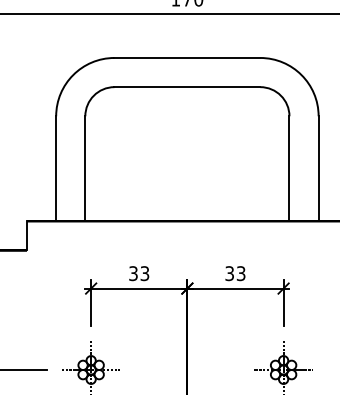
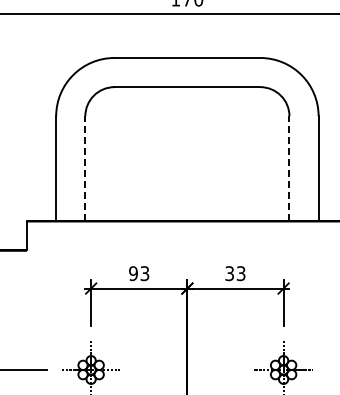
line: solid -> dashed (85, 168)
line: solid -> dashed (289, 168)
text: 33 -> 93 (133, 273)
